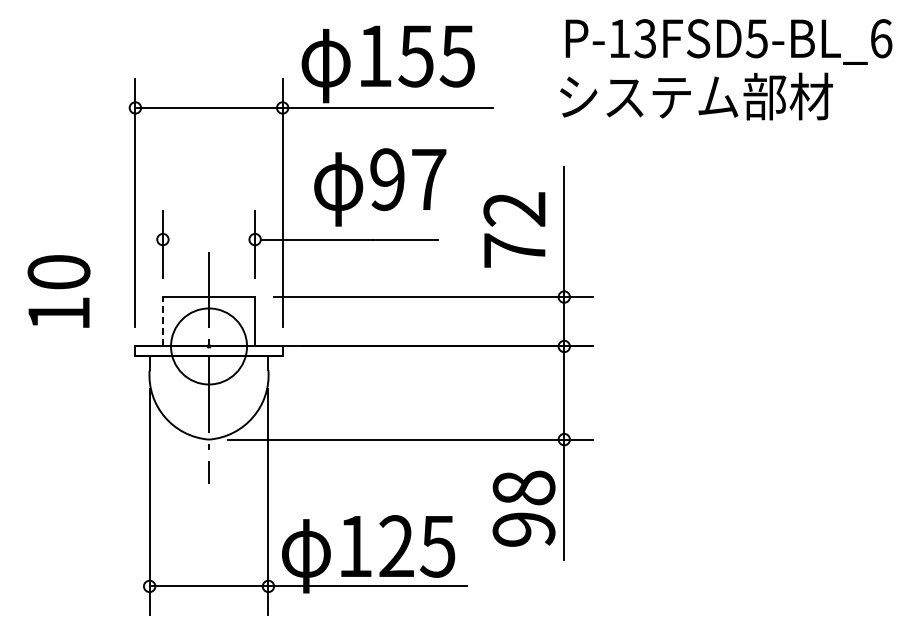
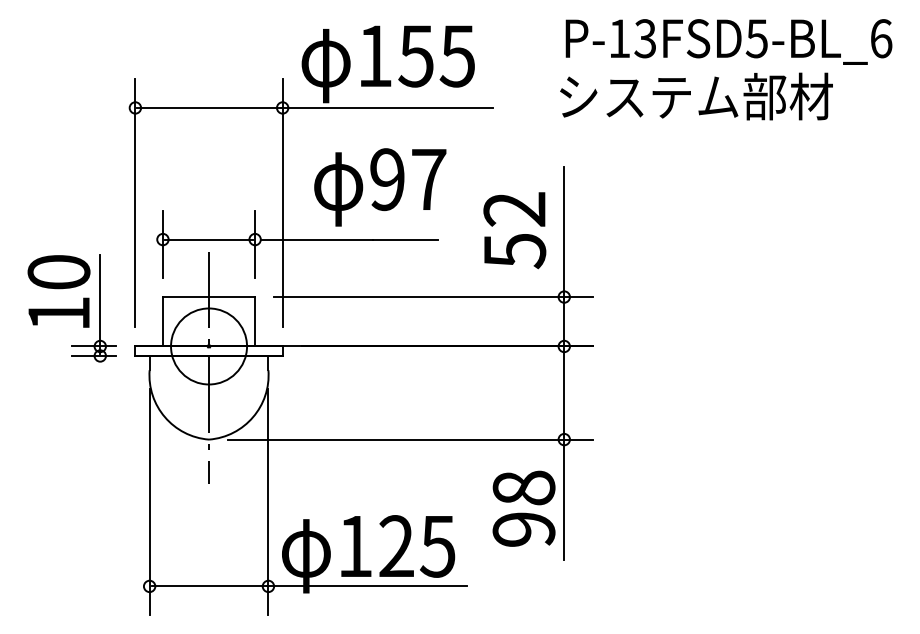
line: none -> present (208, 239)
text: 72 -> 52 (515, 251)
part: none -> present (93, 308)
line: dashed -> solid (162, 321)
